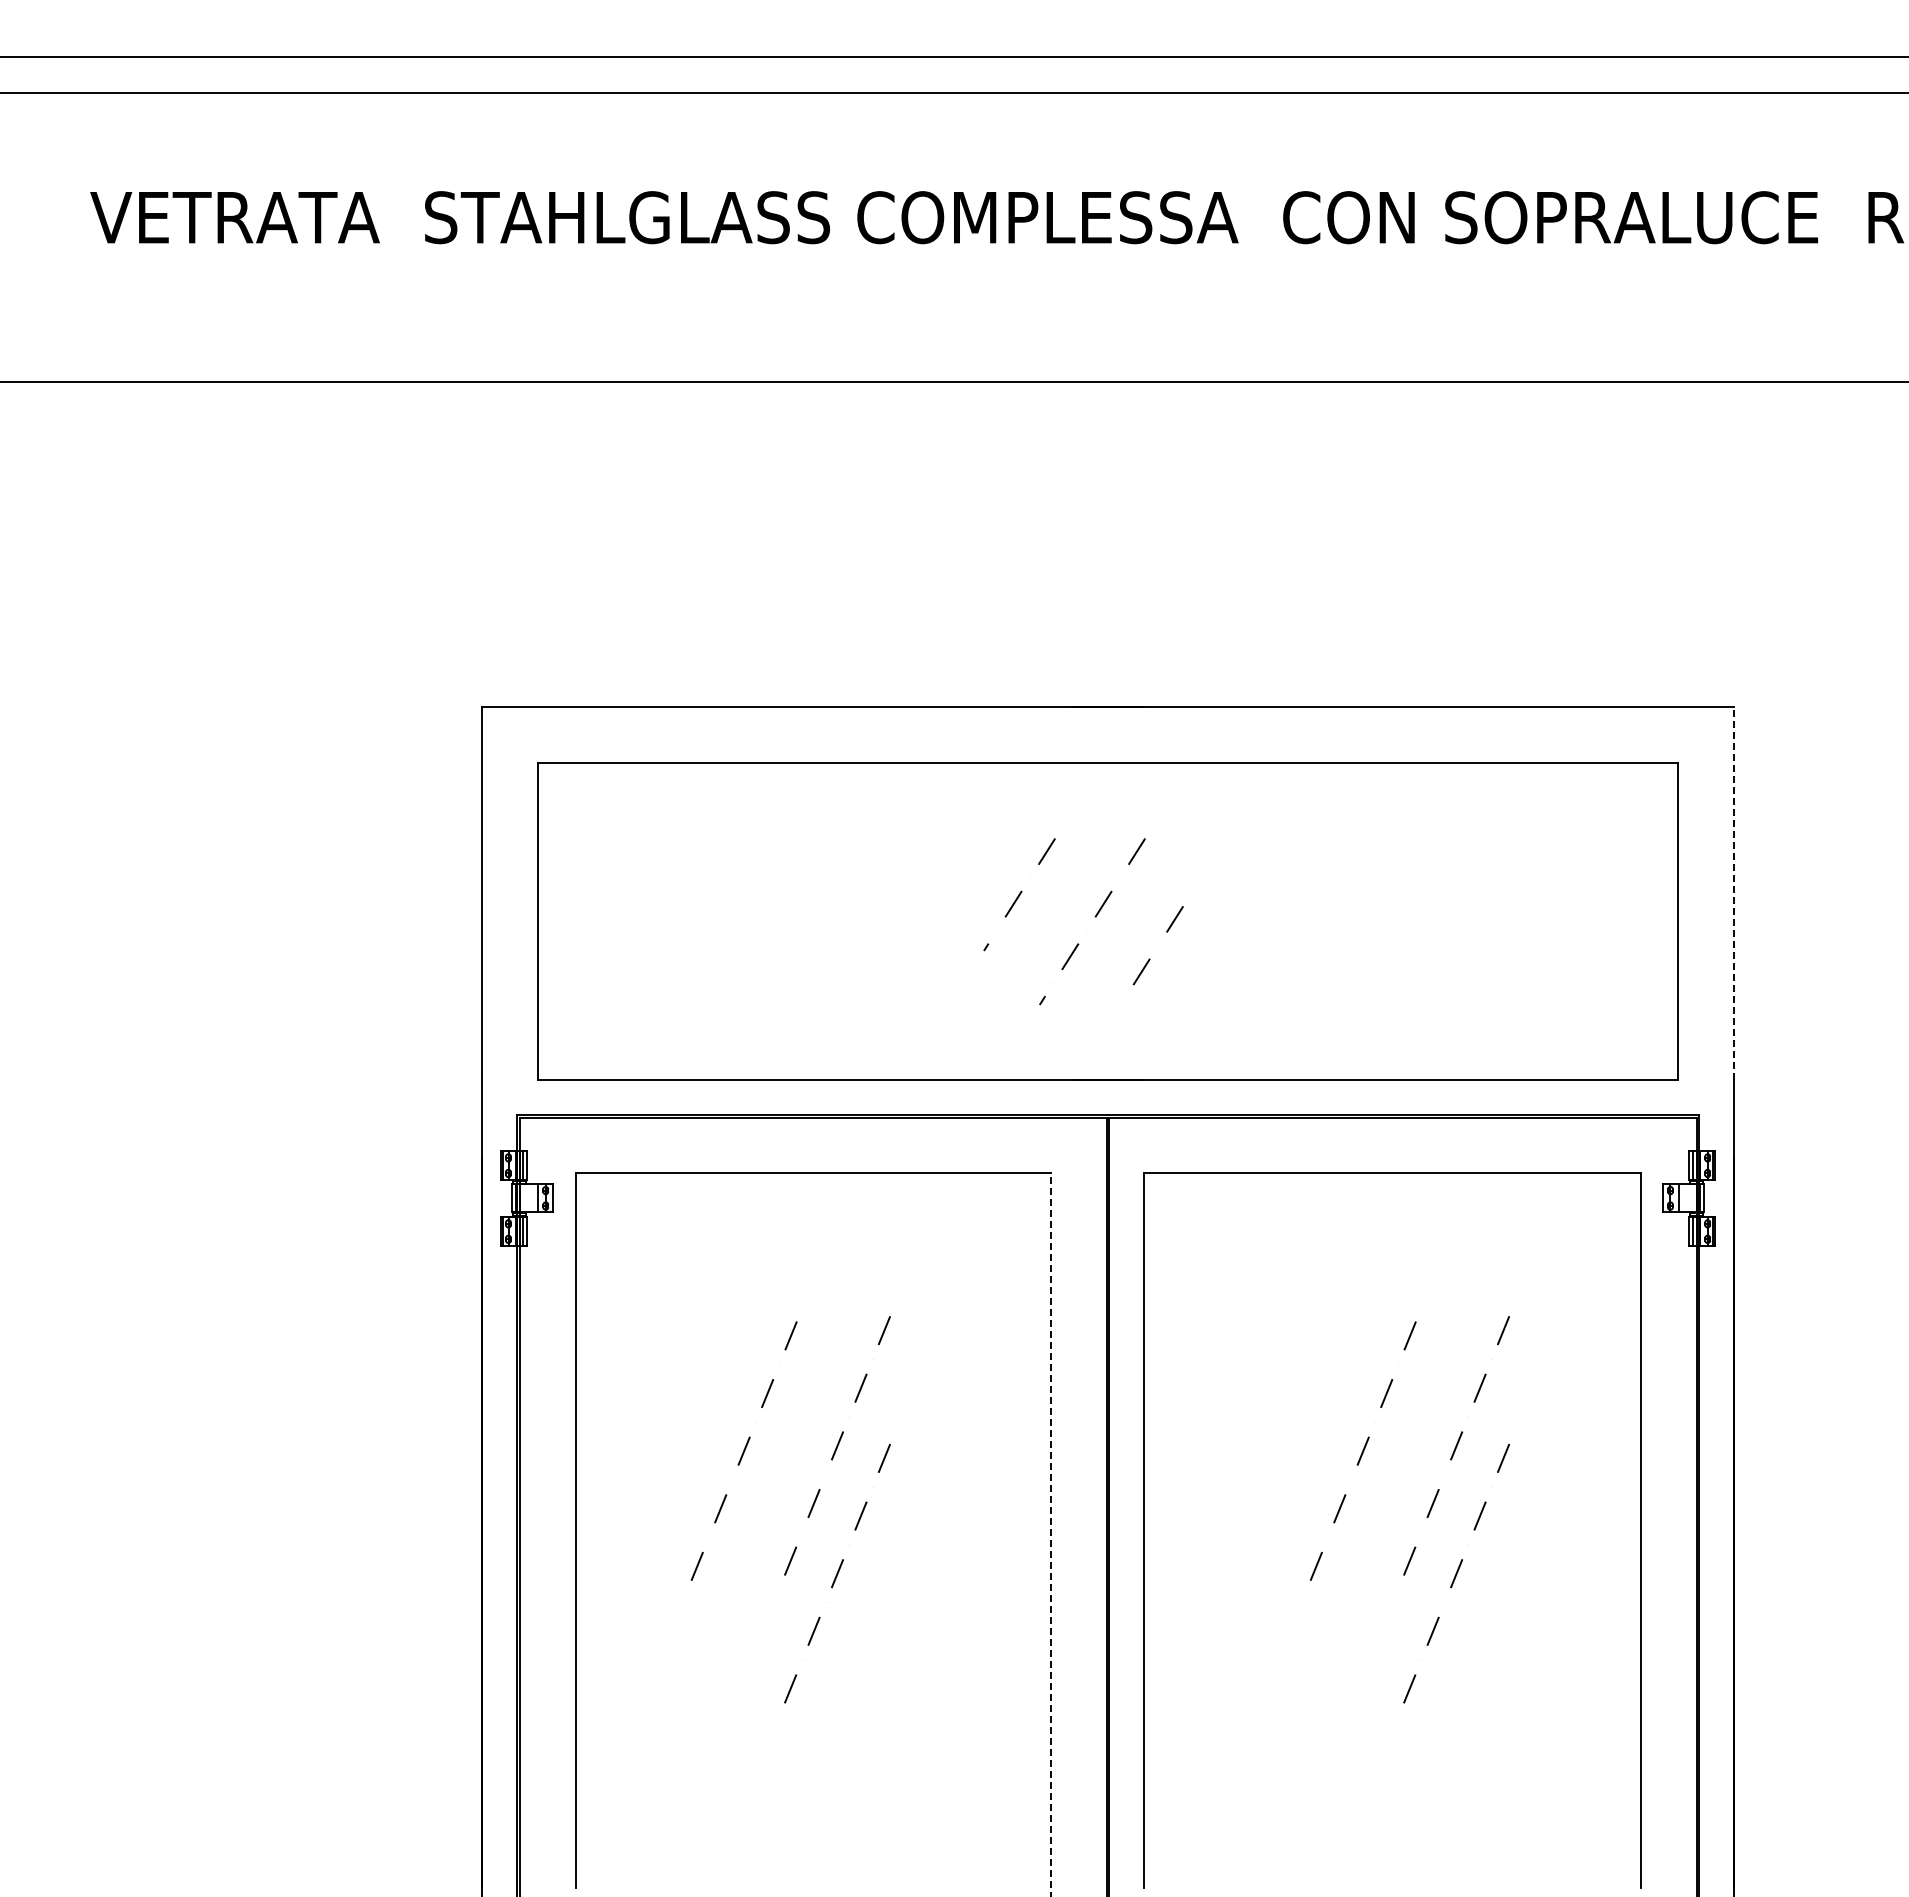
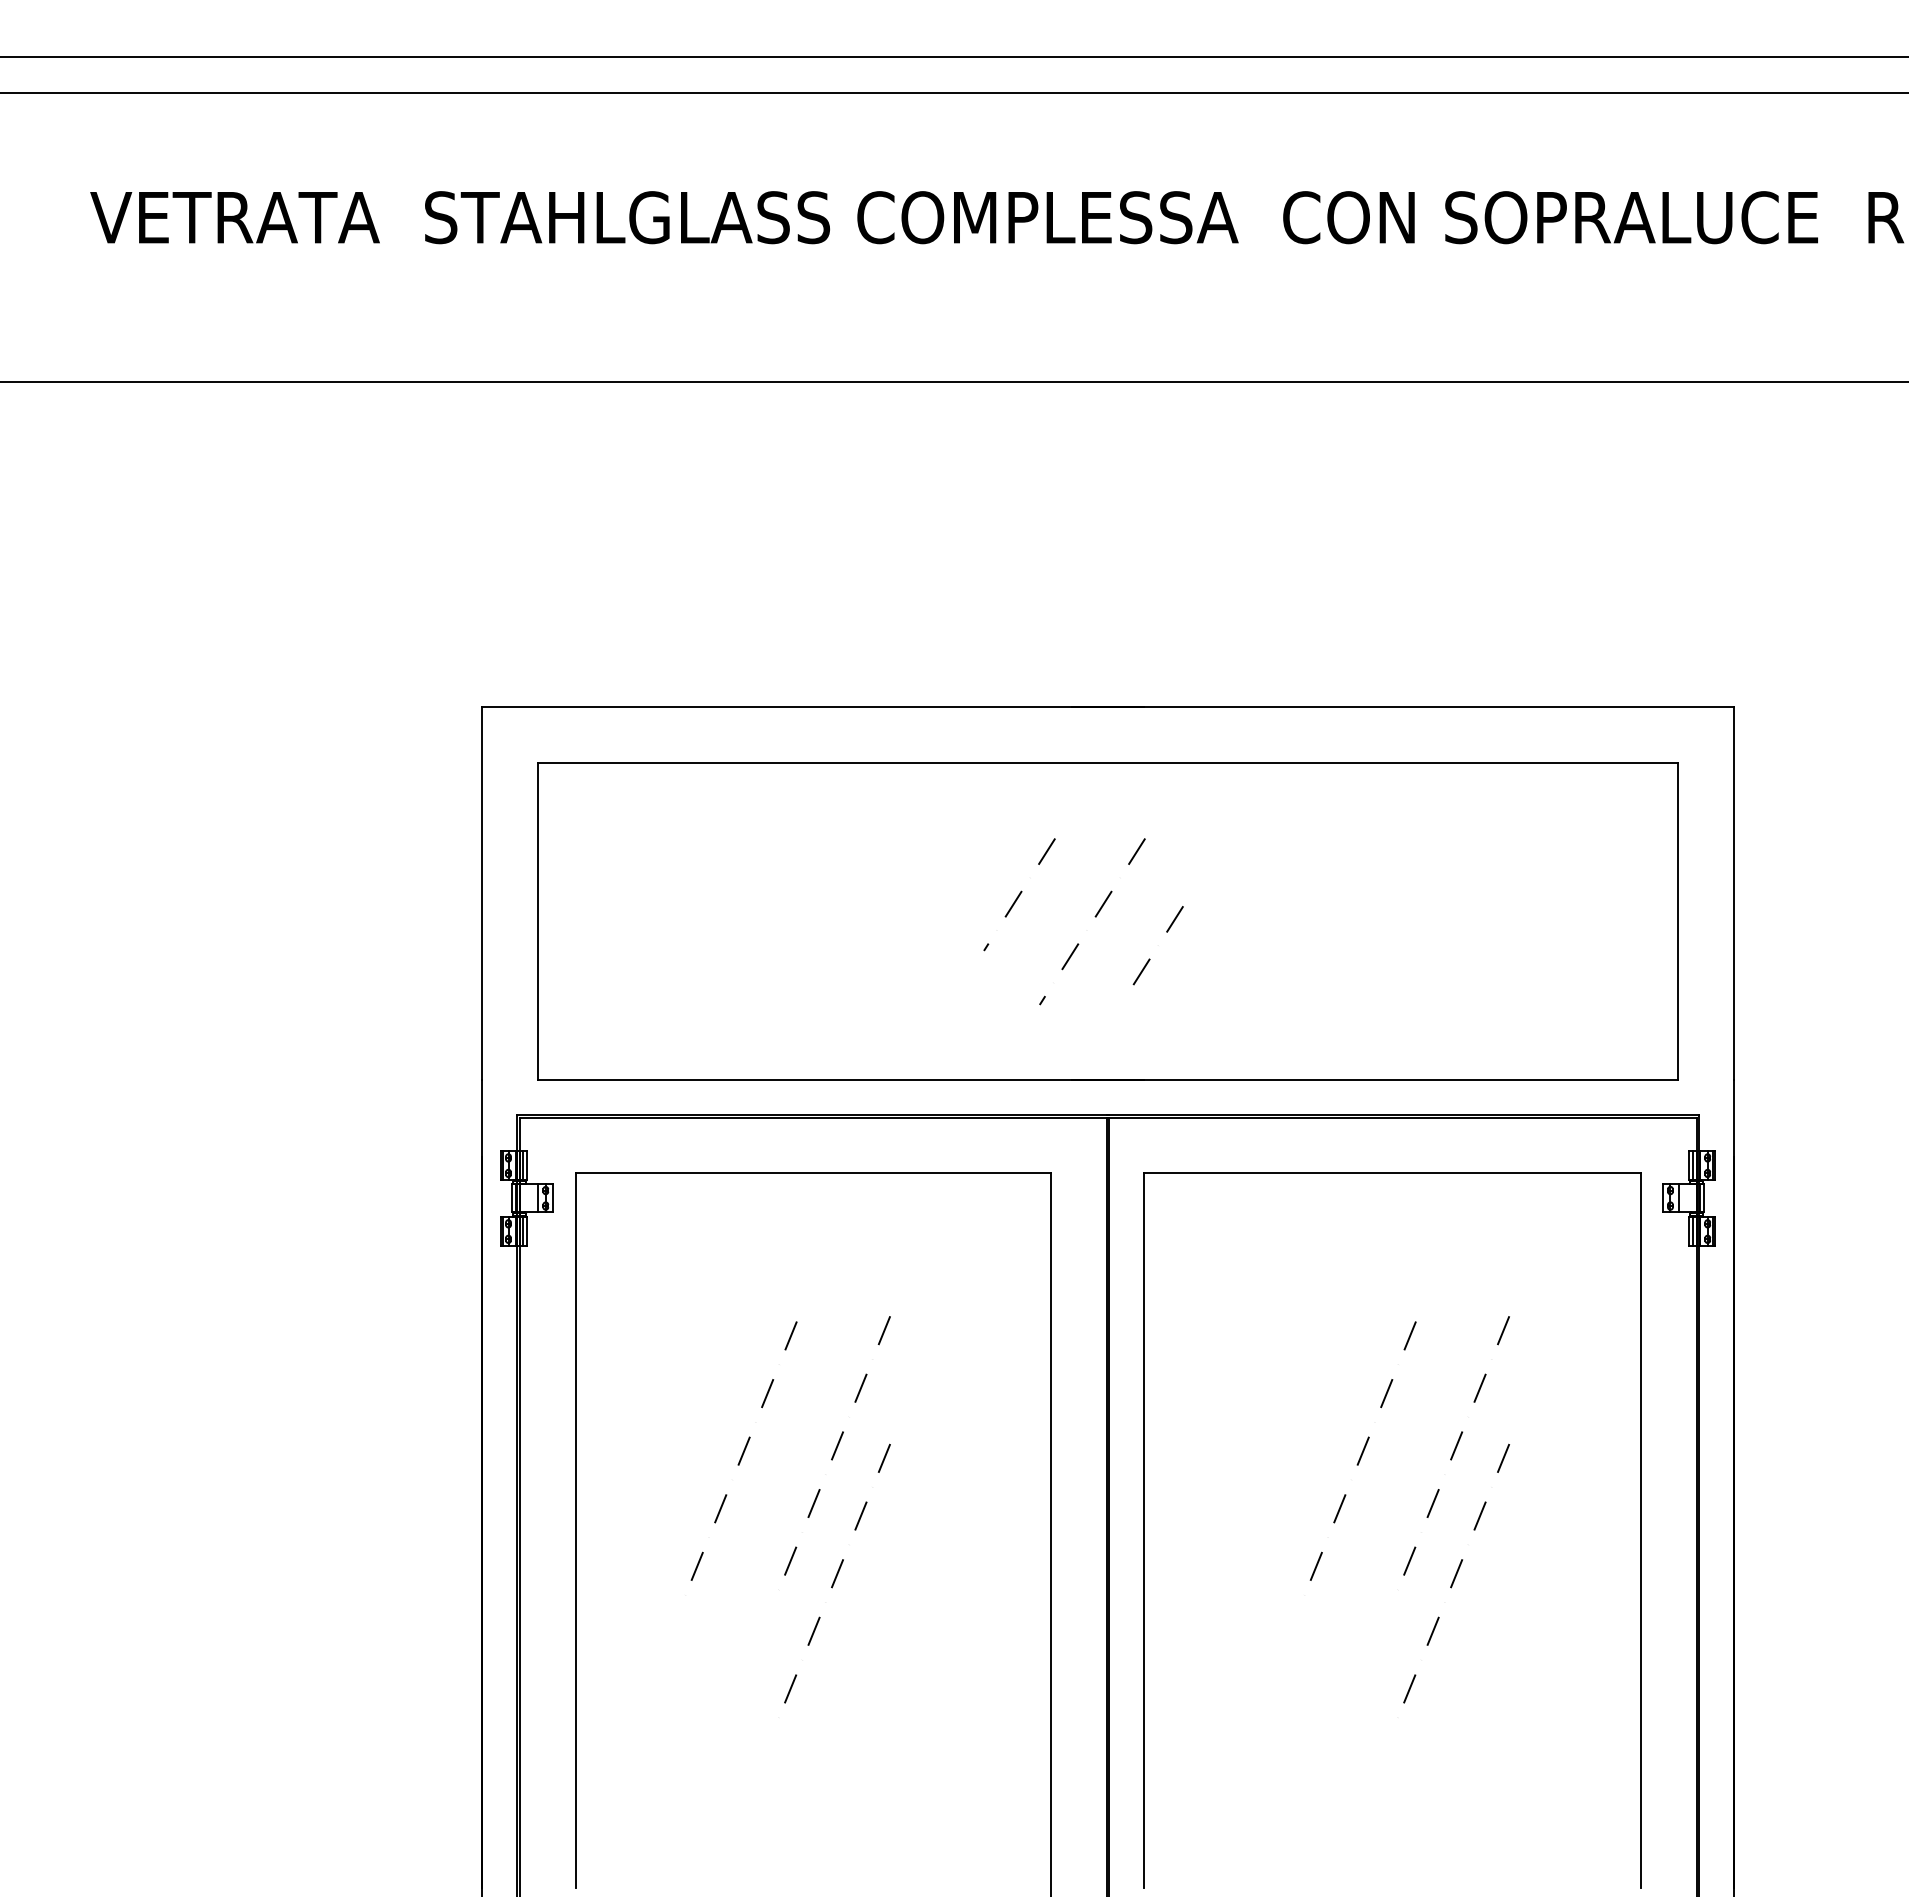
line: dashed -> solid (1733, 893)
line: dashed -> solid (1050, 1534)
